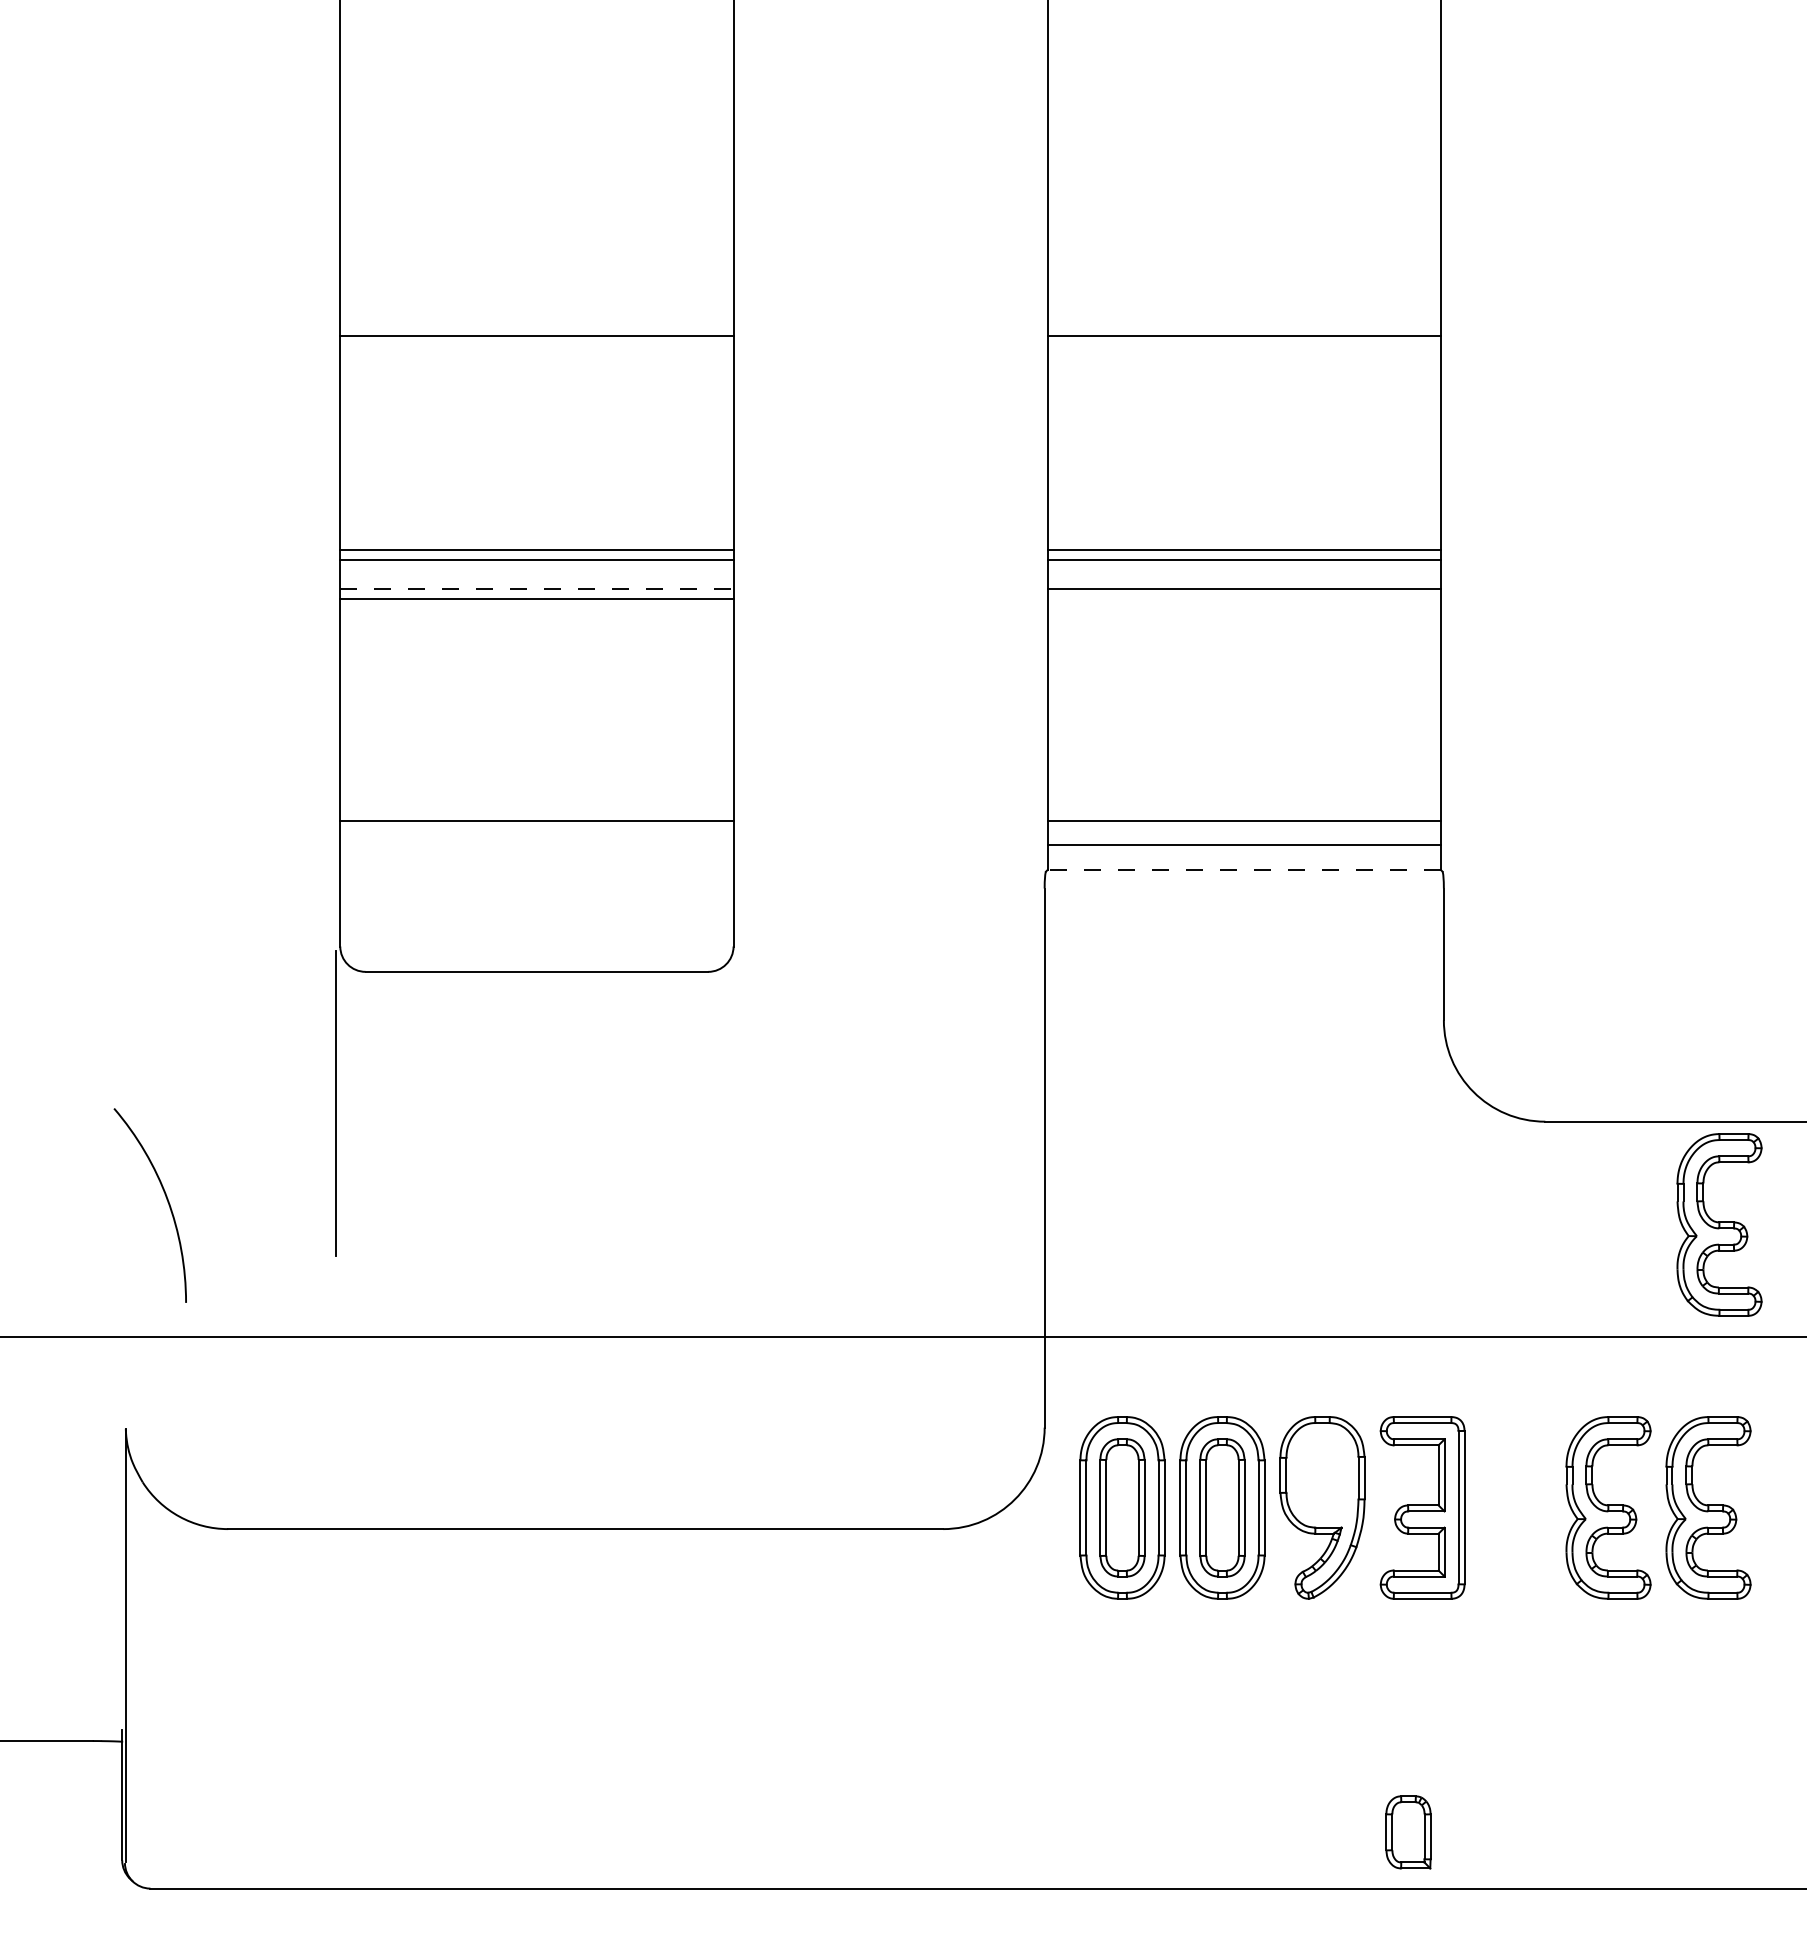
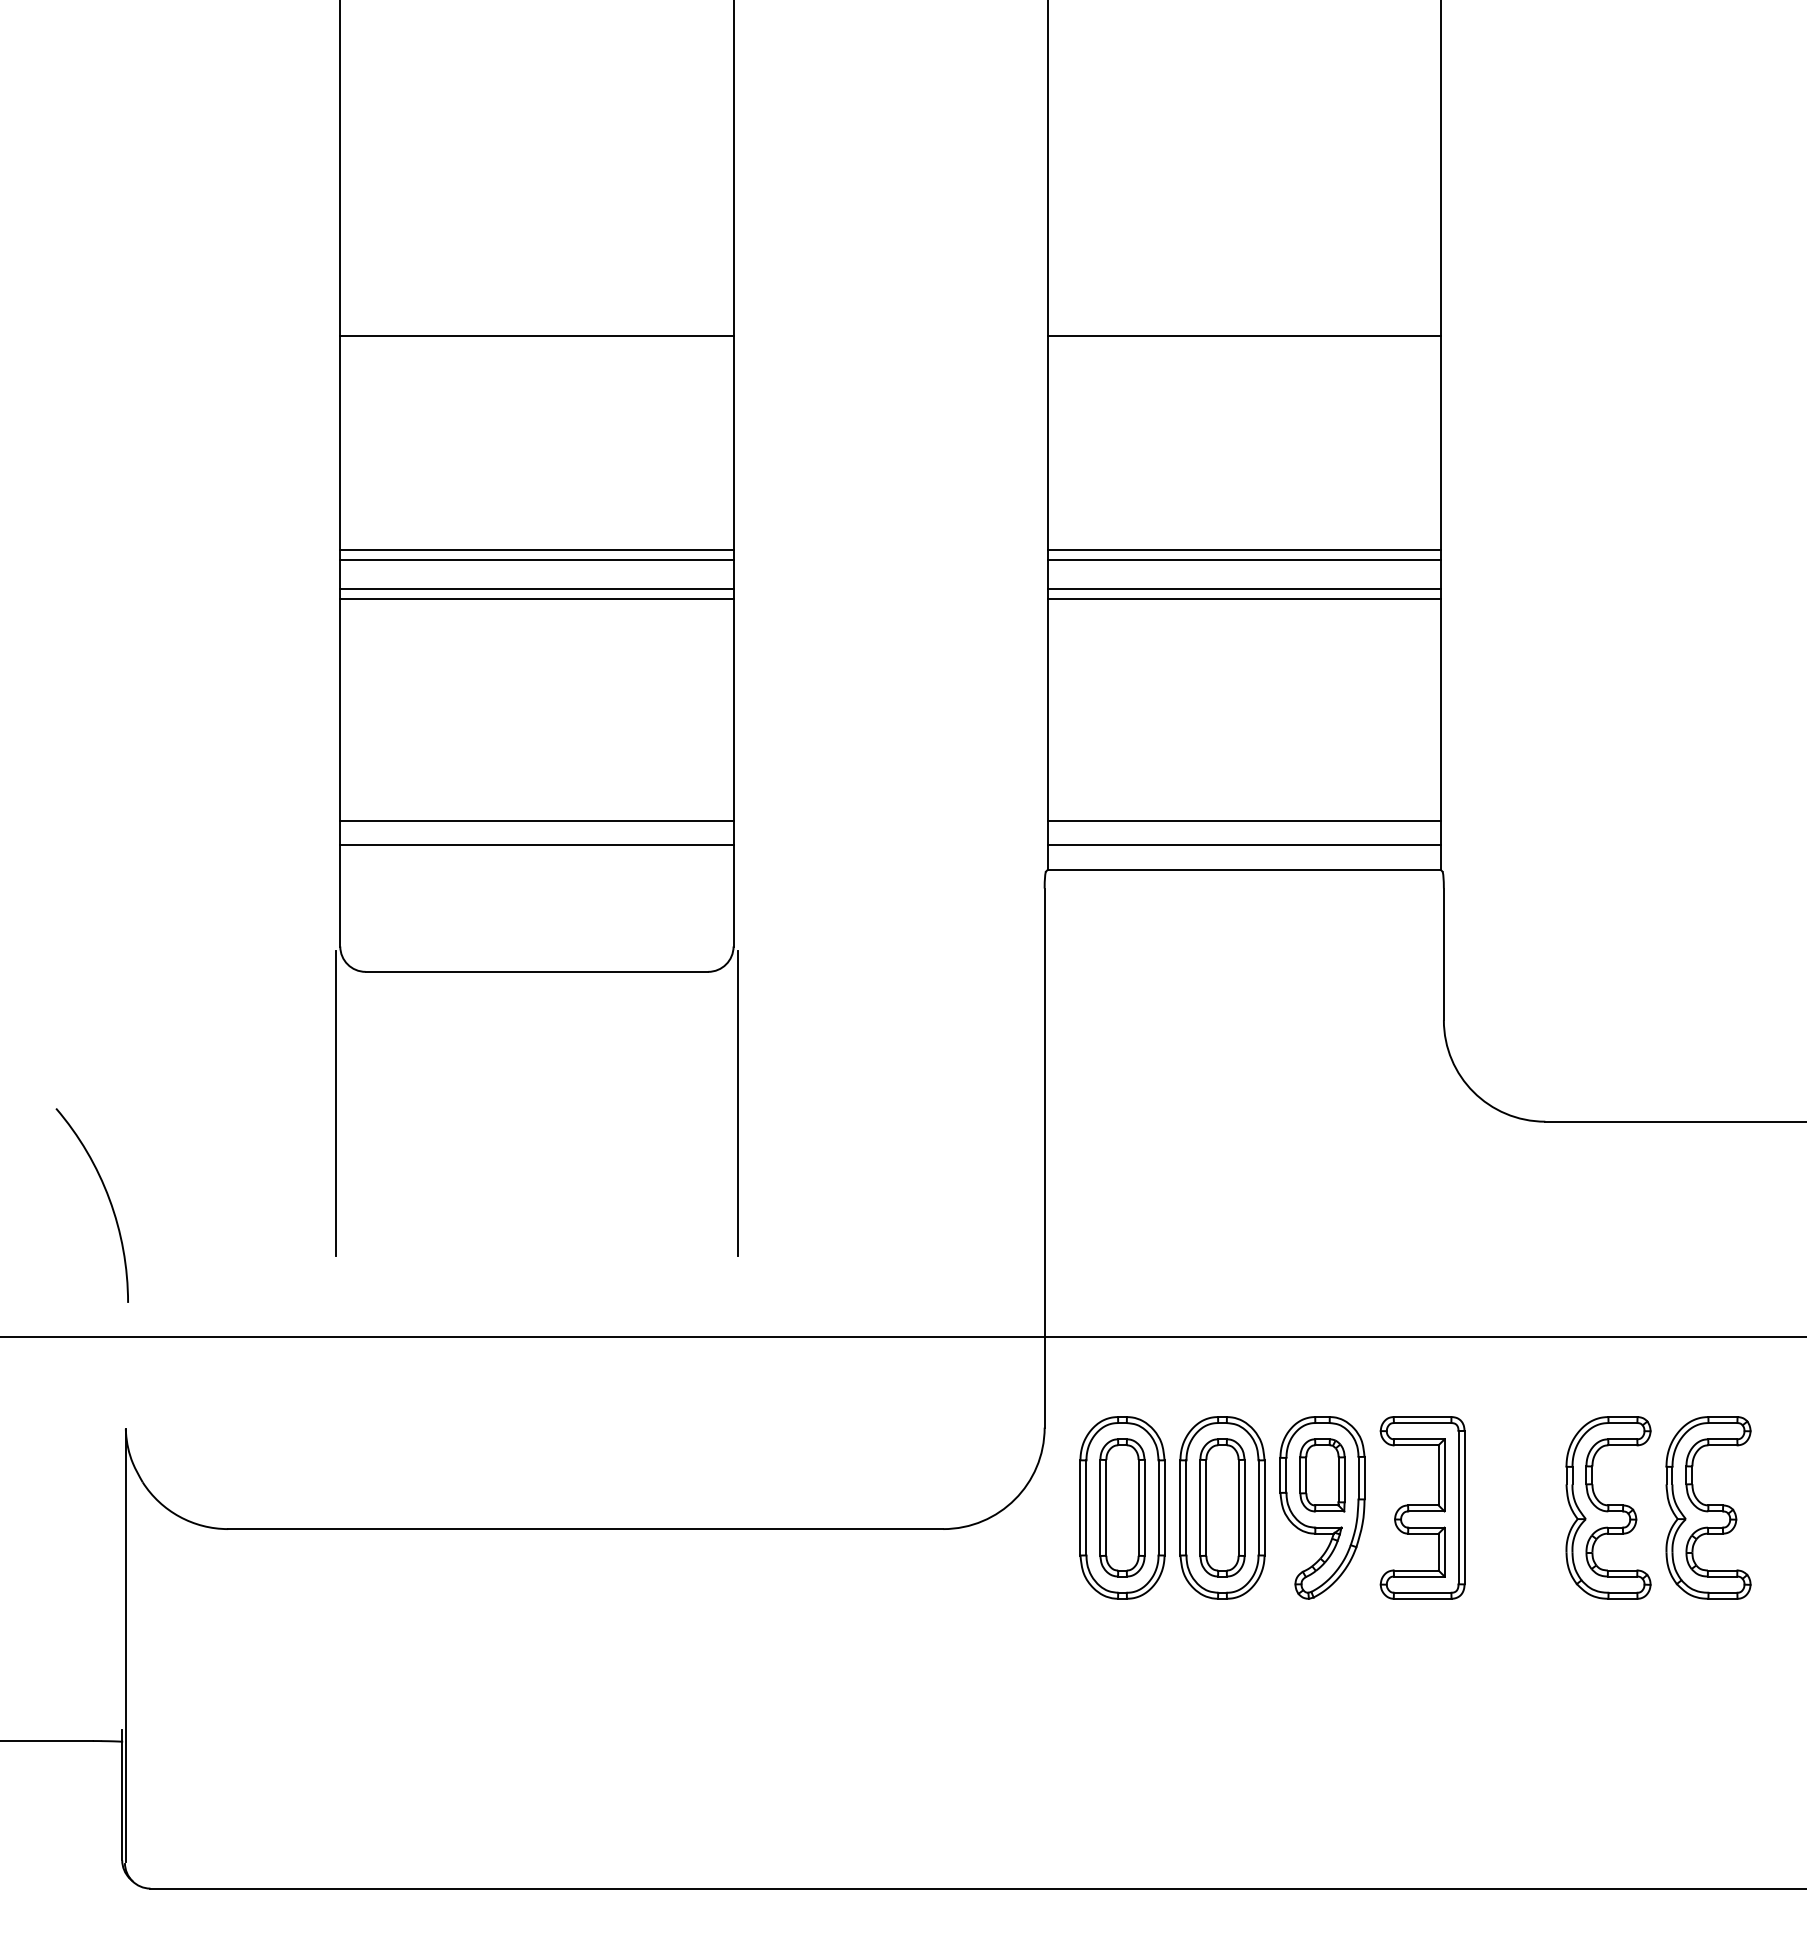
line: dashed -> solid (536, 588)
line: none -> present (1243, 598)
line: none -> present (536, 844)
line: dashed -> solid (1244, 870)
line: none -> present (737, 1103)
arc position: (165, 1197) -> (107, 1197) (107, 1197)
part: present -> none (1719, 1224)
part position: (1408, 1832) -> (1322, 1475) (1322, 1475)
